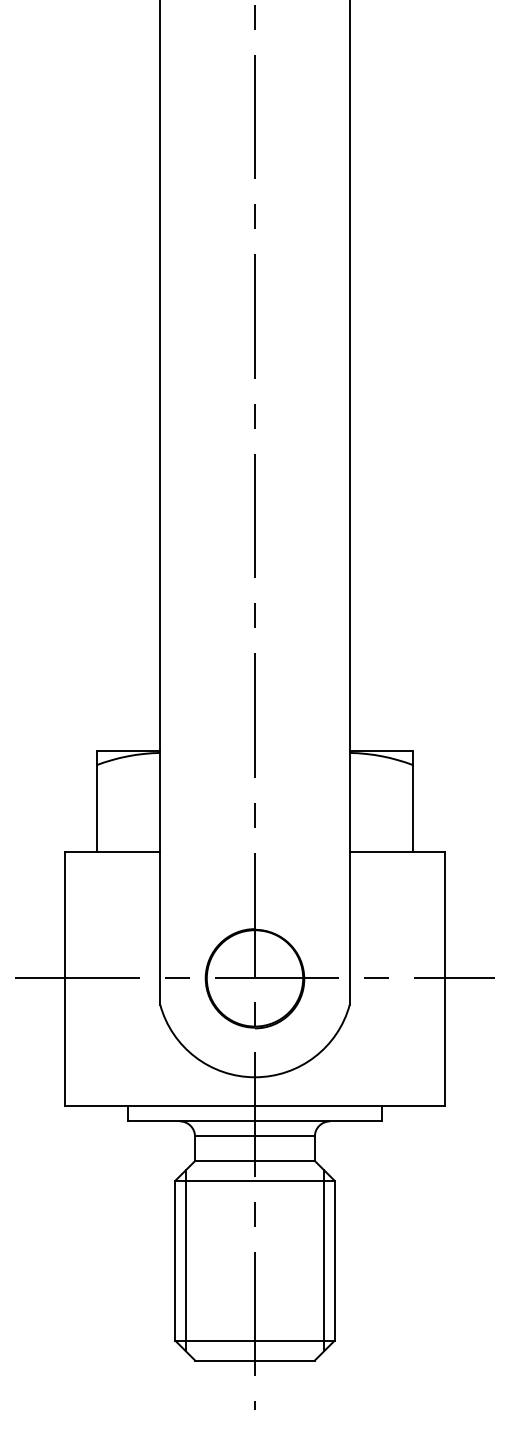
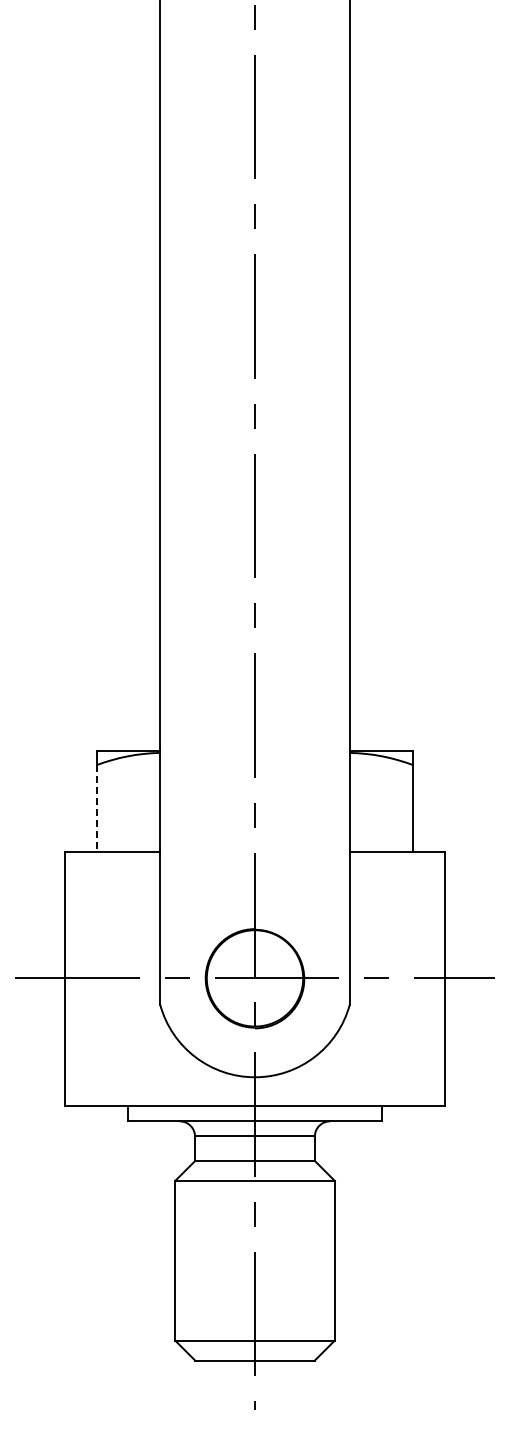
line: solid -> dashed (96, 808)
line: present -> none (185, 1260)
line: present -> none (324, 1260)
